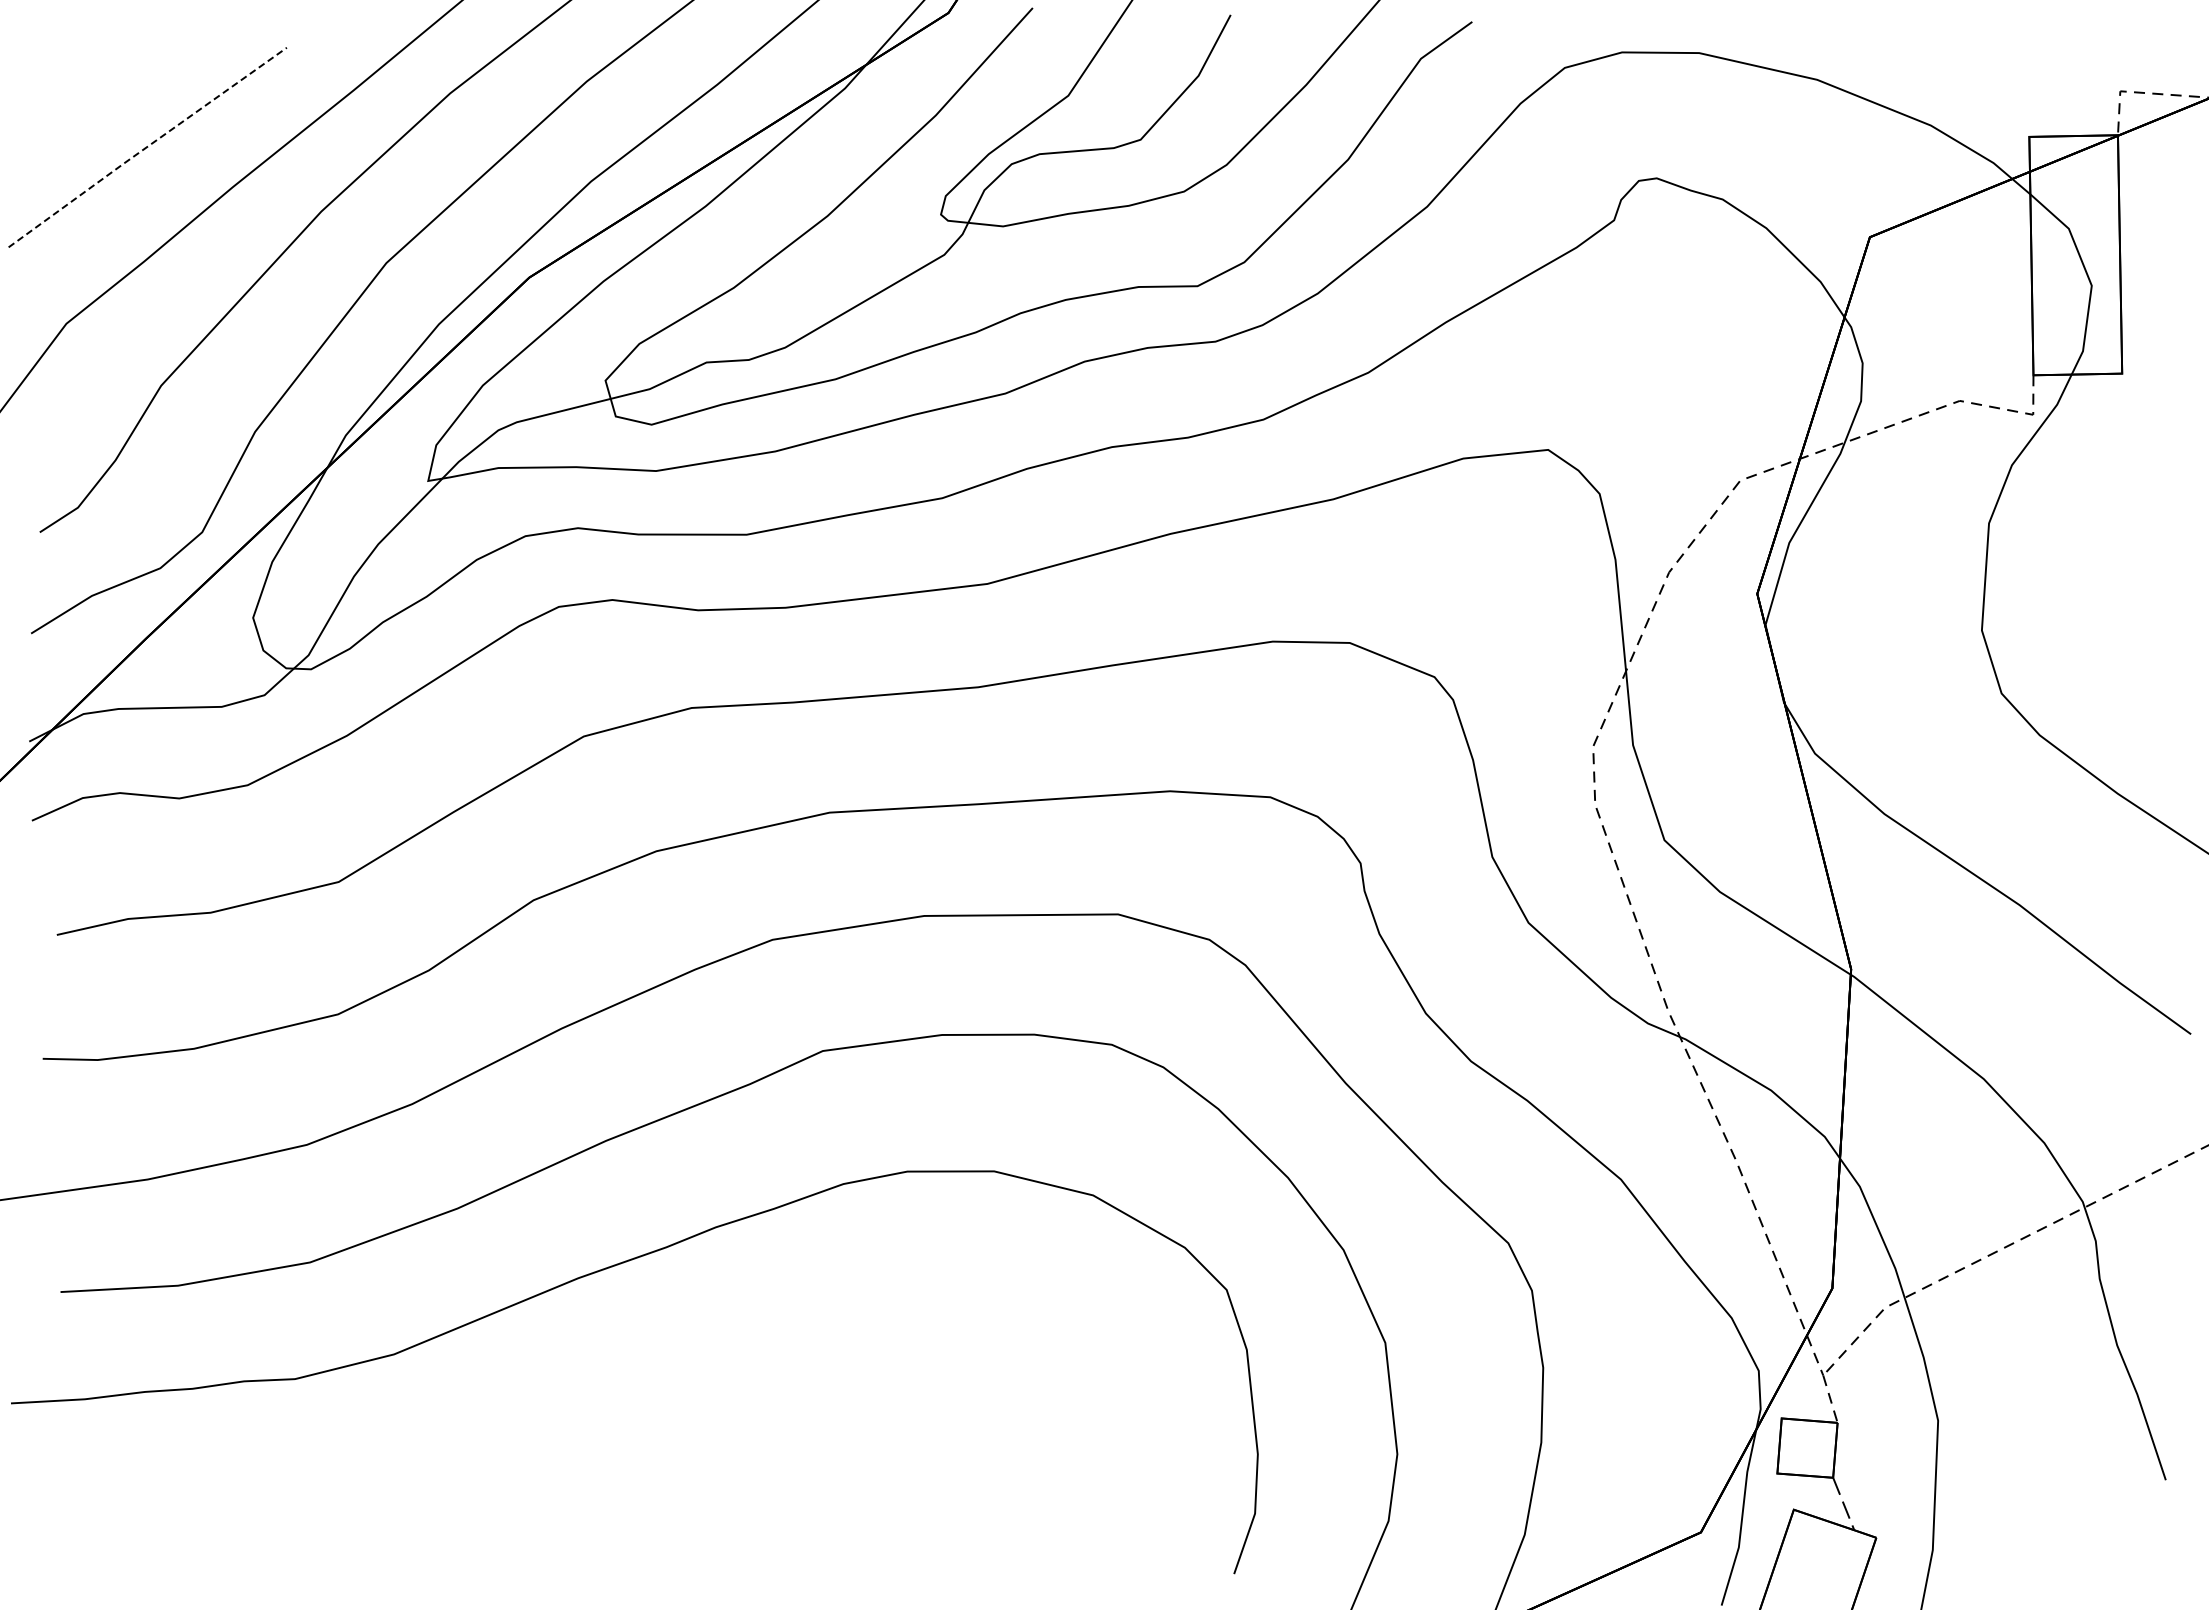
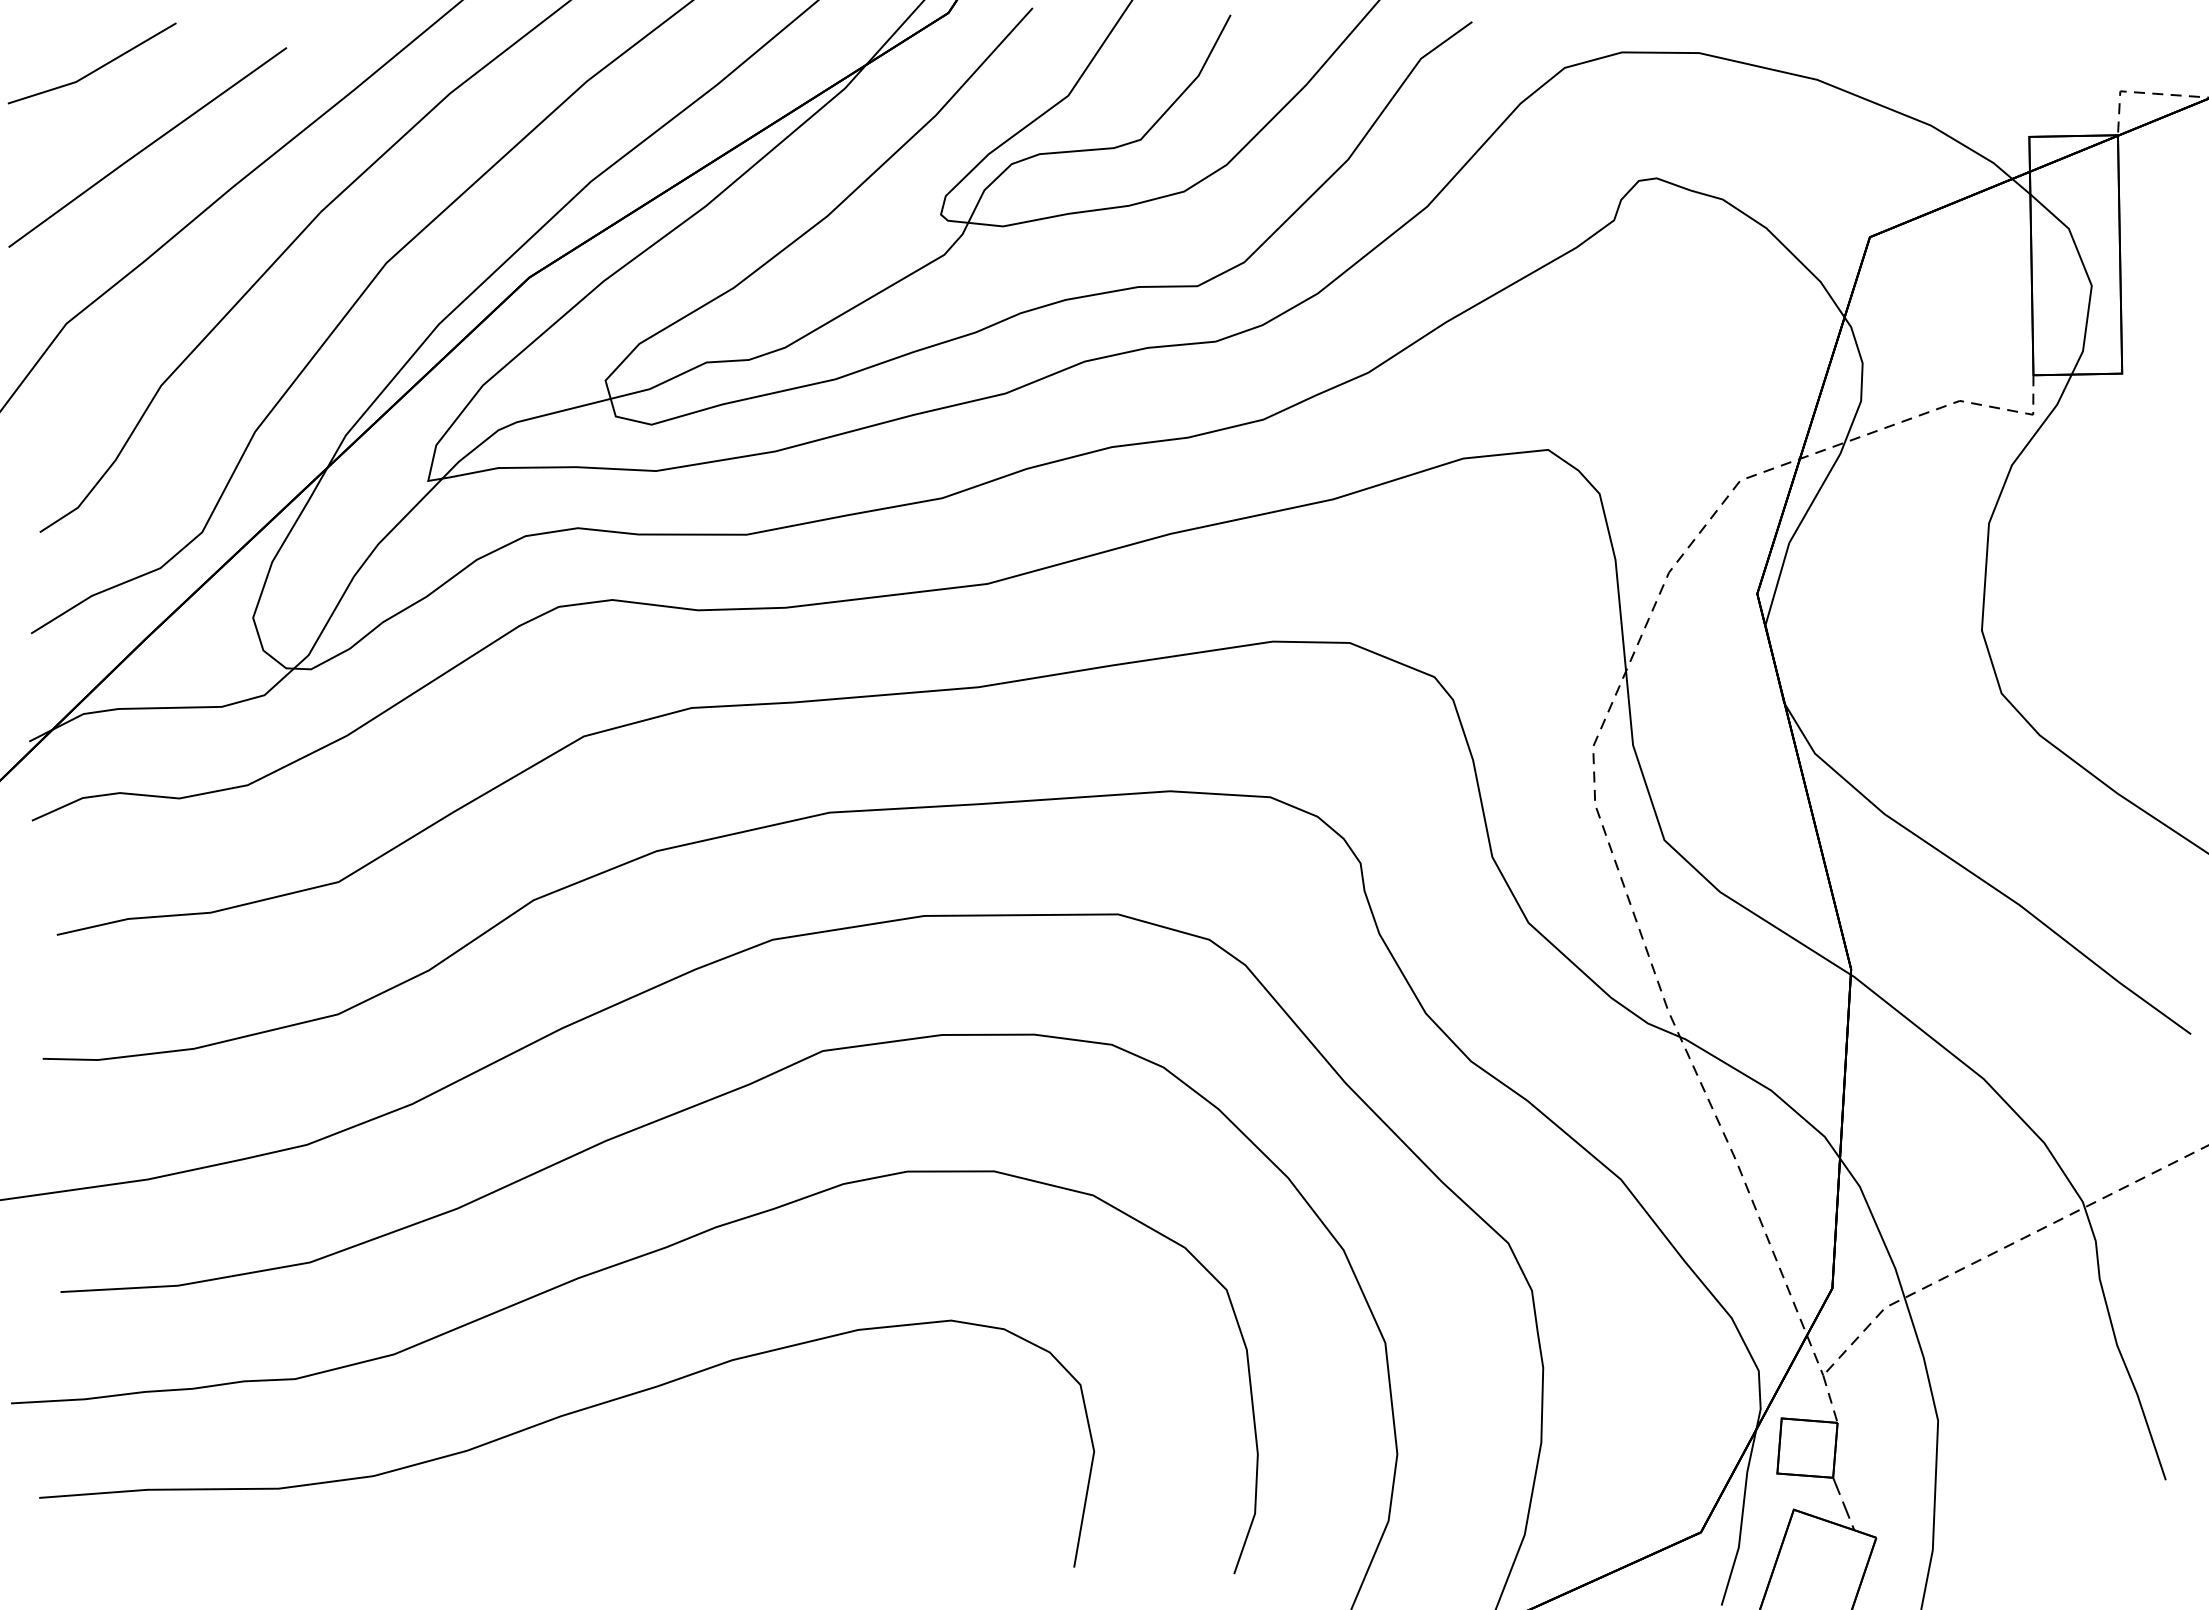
line: none -> present (95, 69)
line: dashed -> solid (147, 147)
curve: none -> present (558, 1418)
